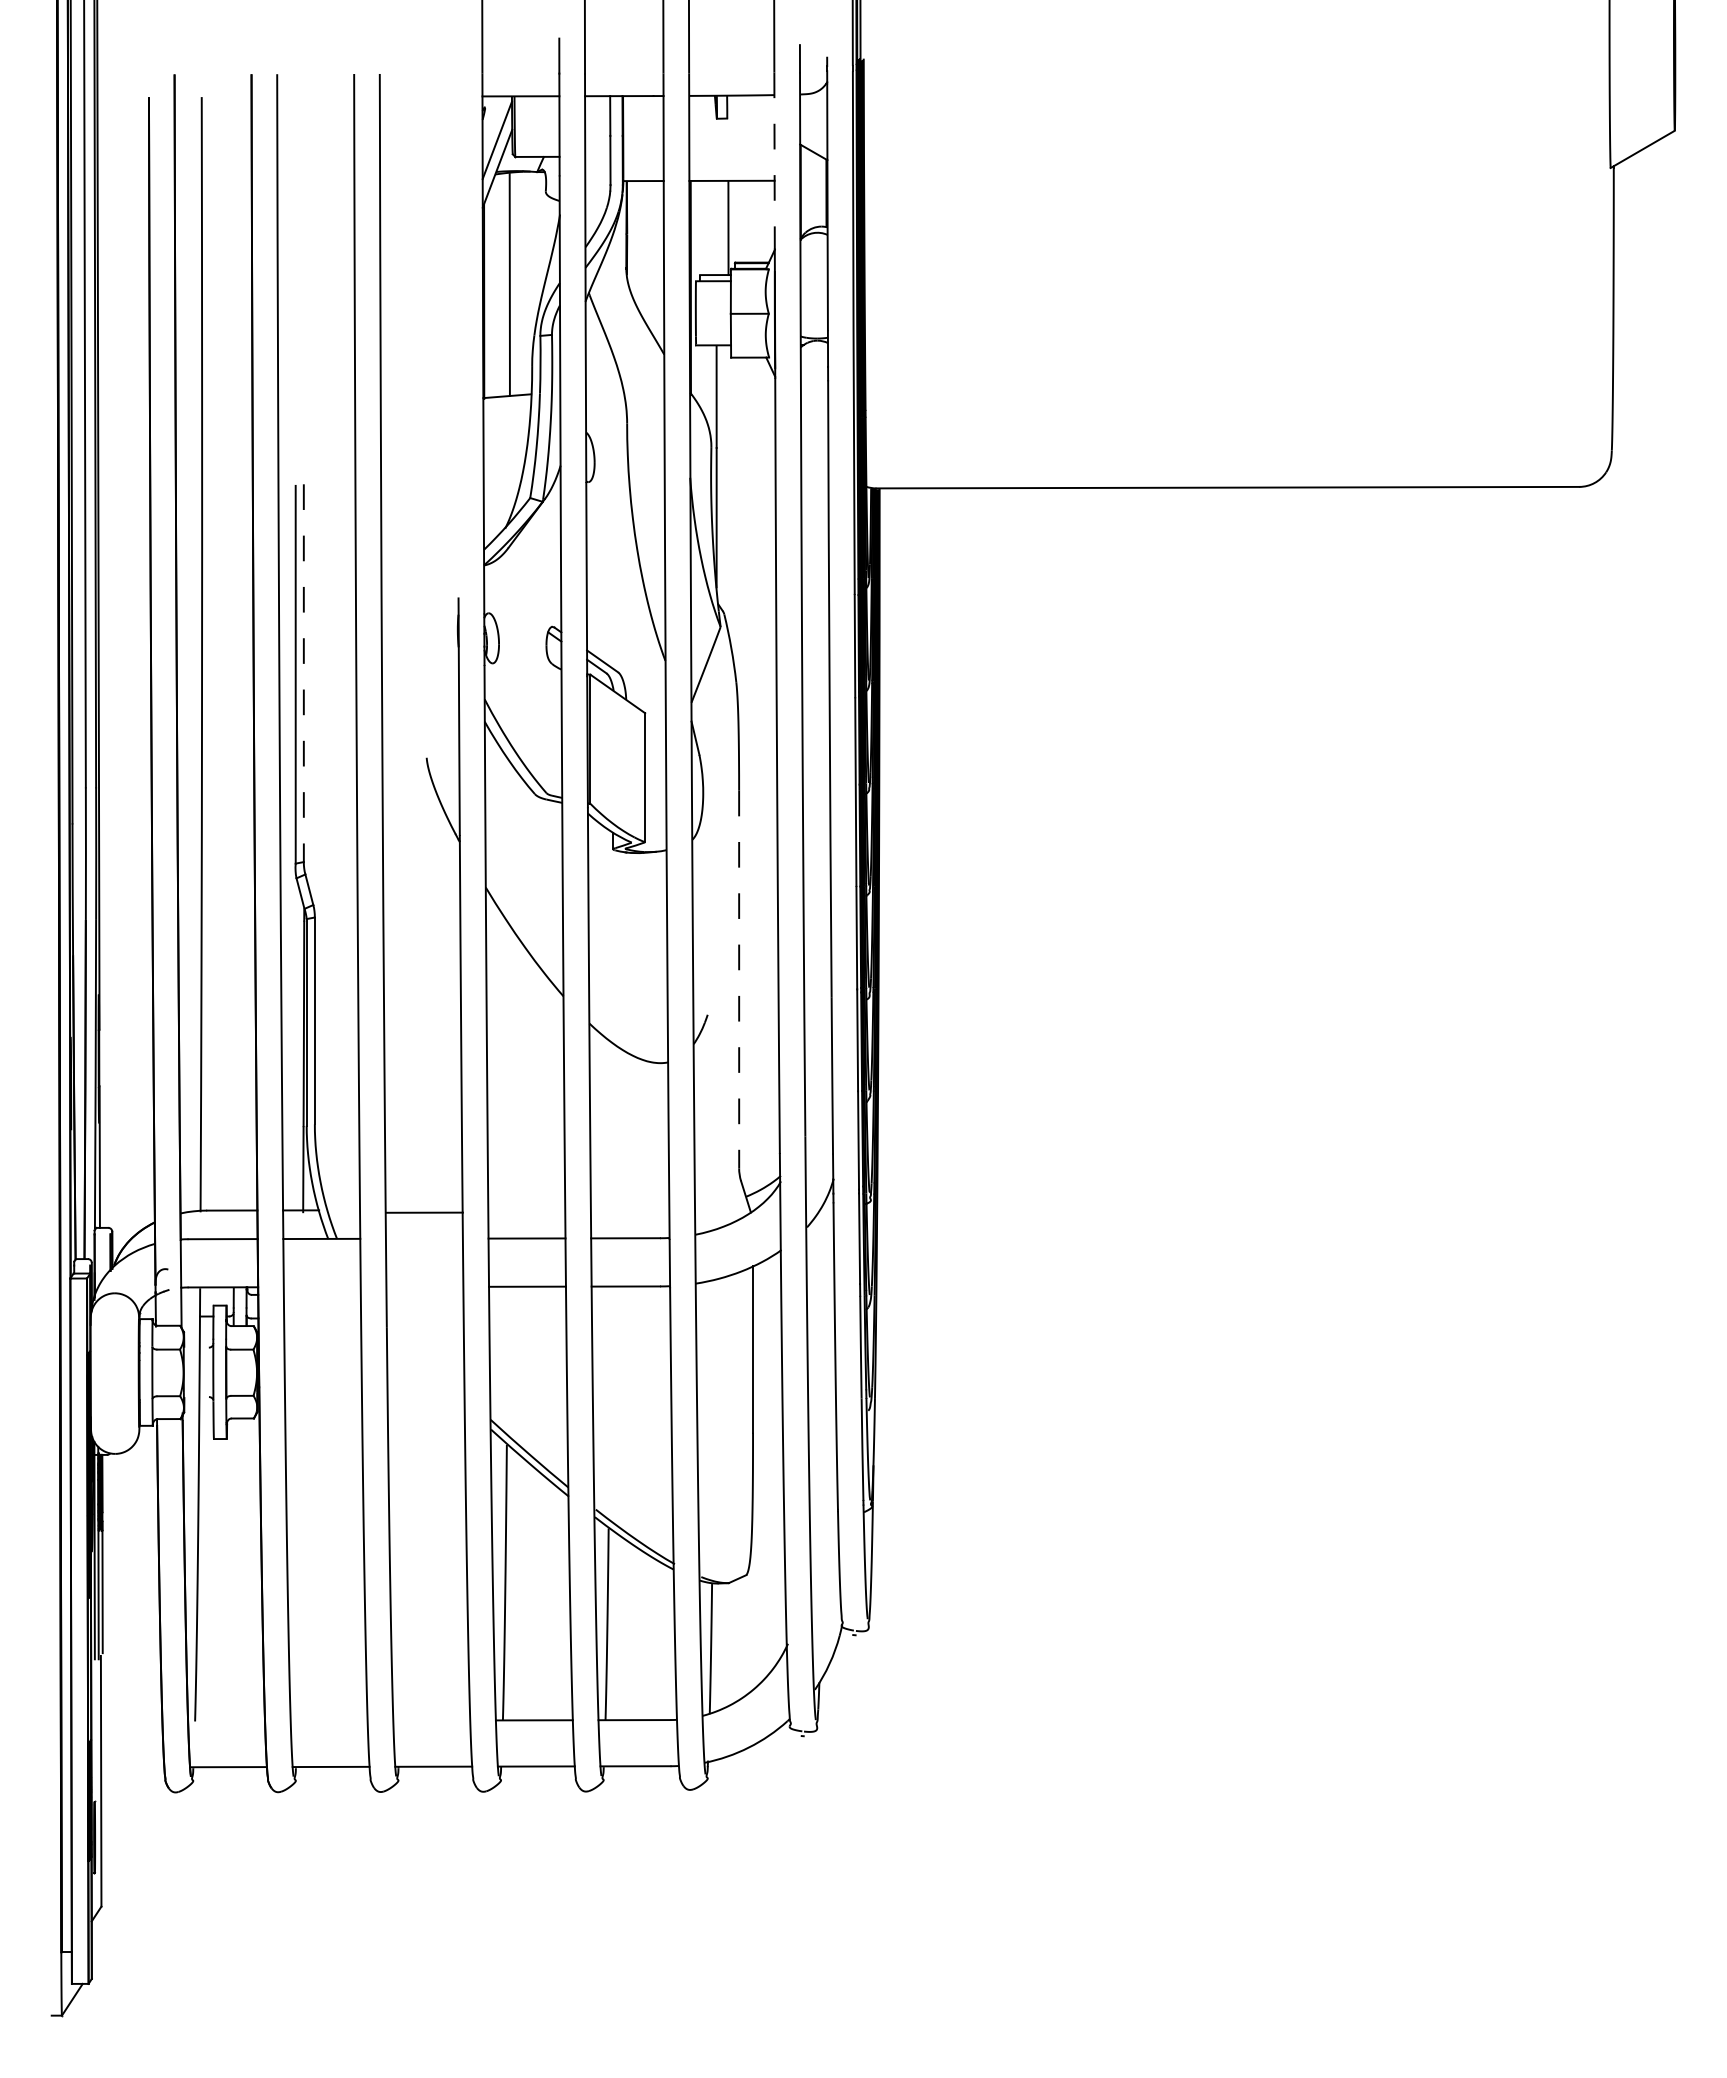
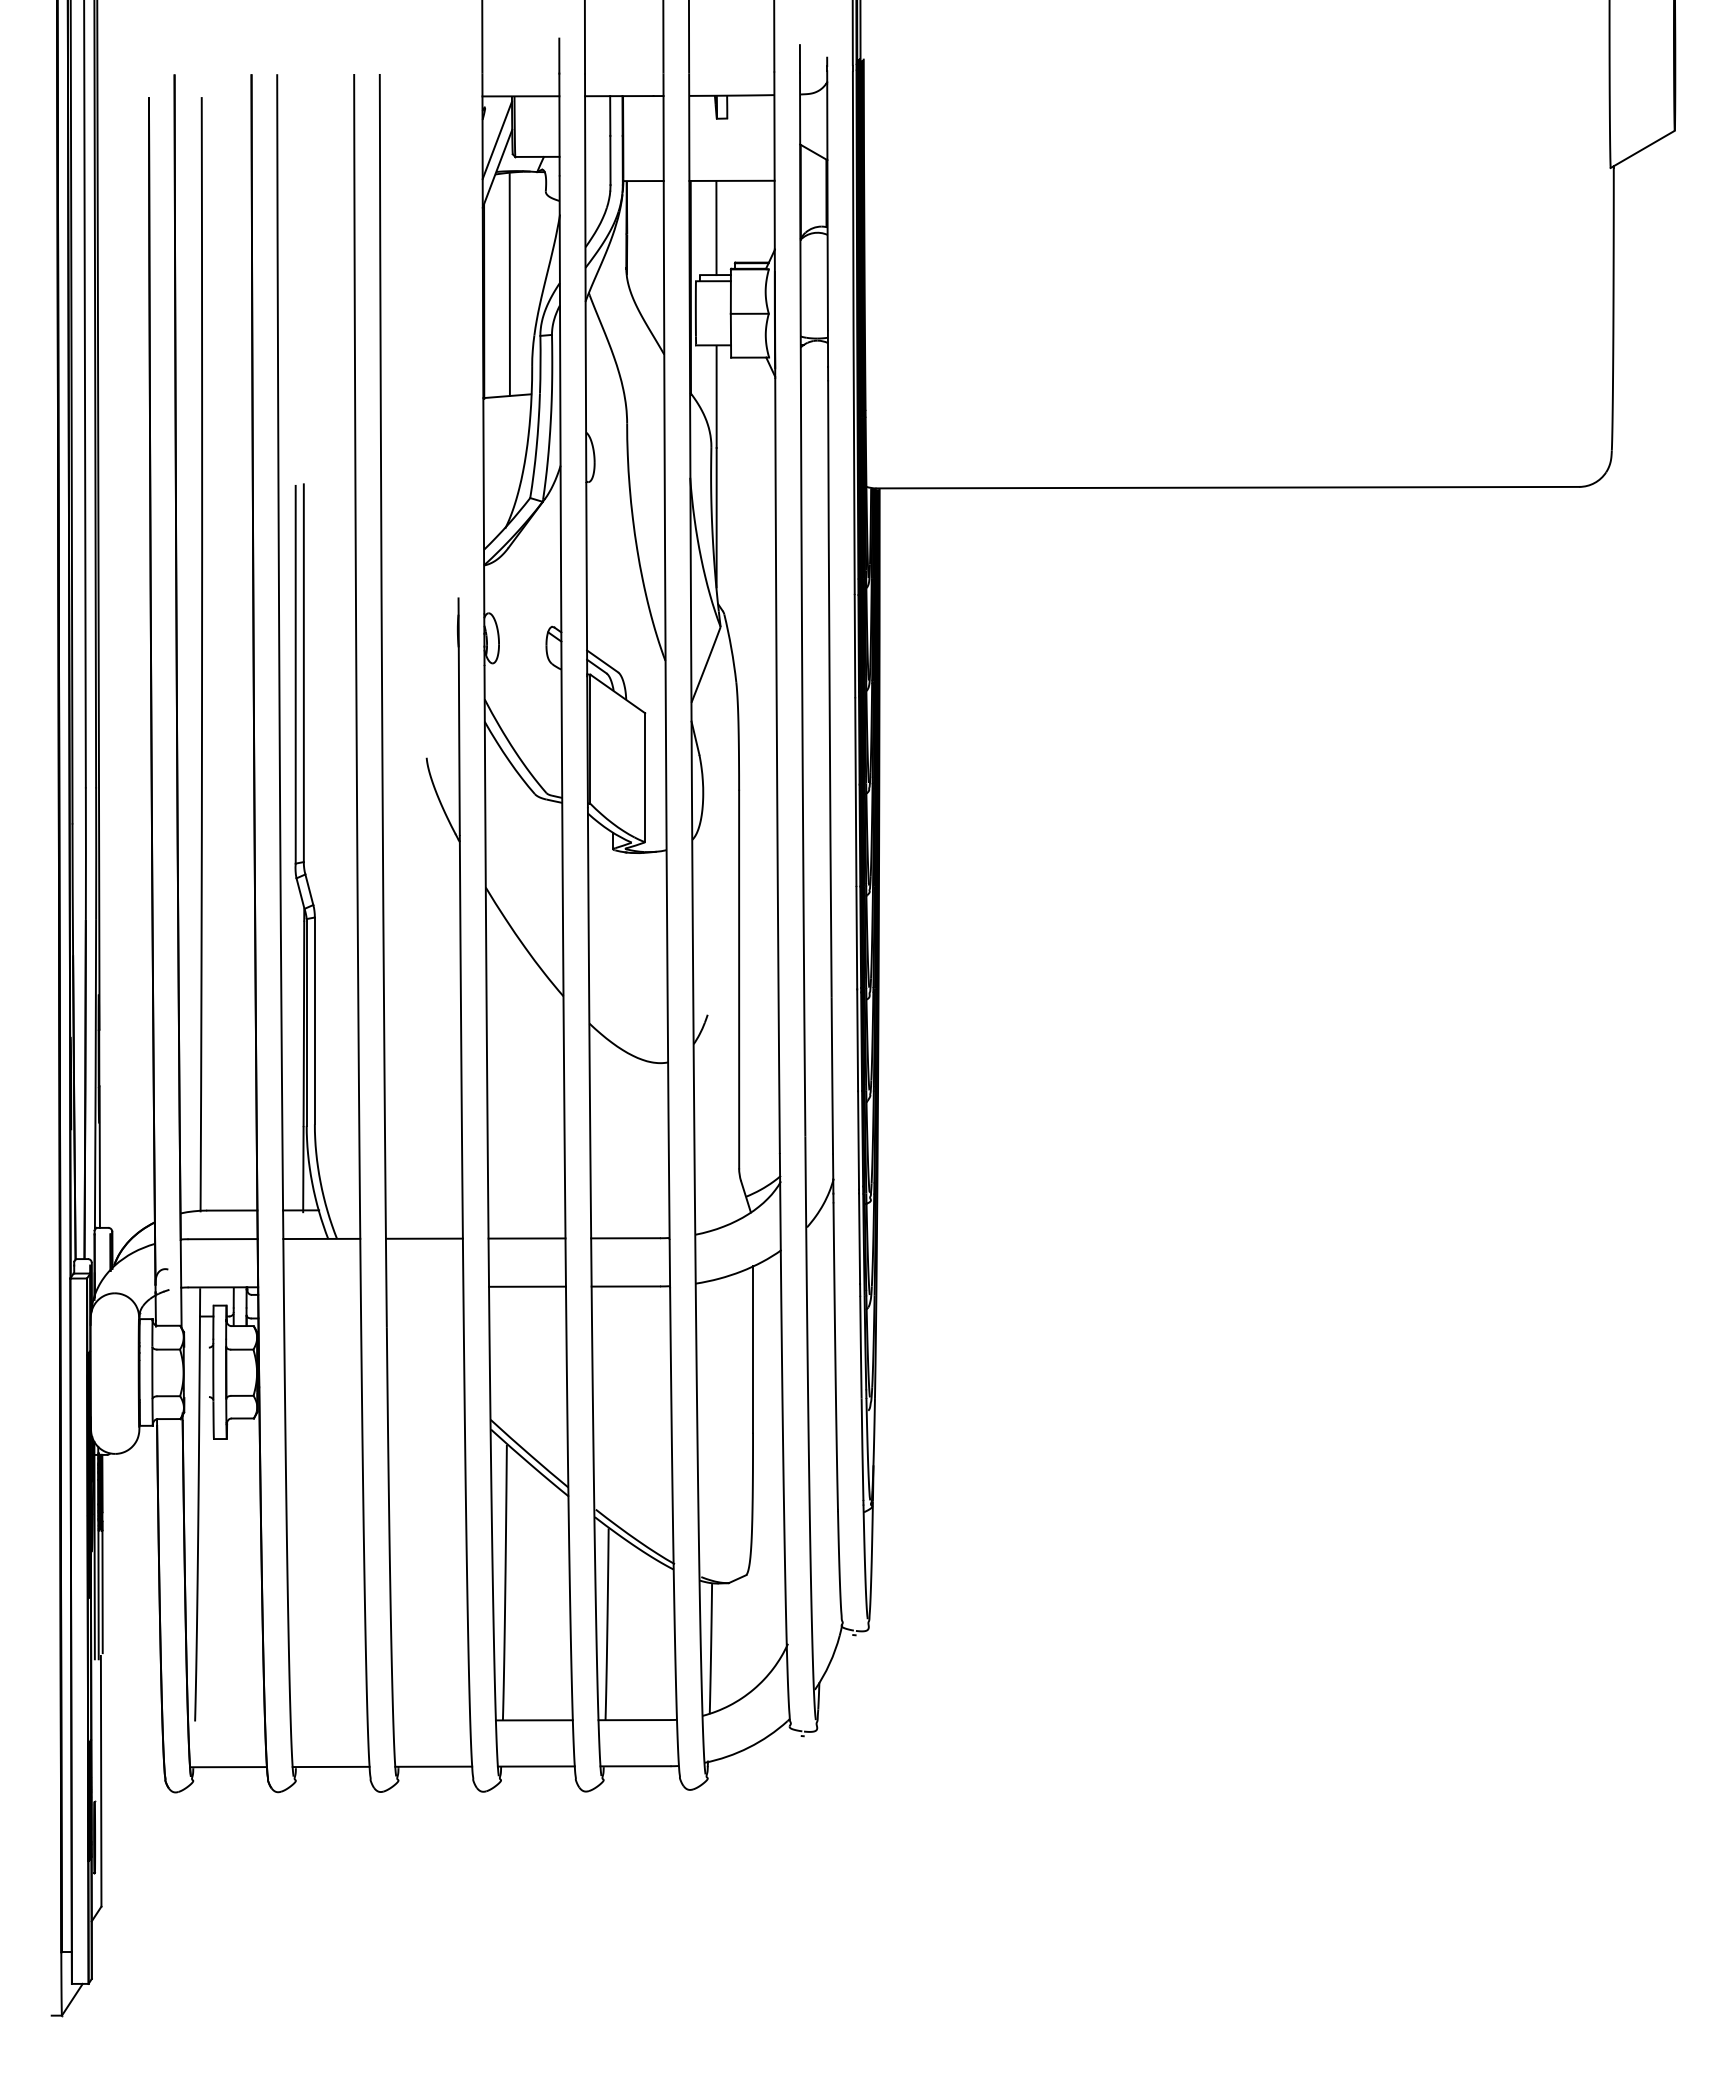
line: dashed -> solid (774, 161)
line position: (728, 228) -> (716, 228) (716, 228)
line: dashed -> solid (303, 673)
line: dashed -> solid (739, 979)
line position: (423, 1212) -> (423, 1238) (423, 1238)
